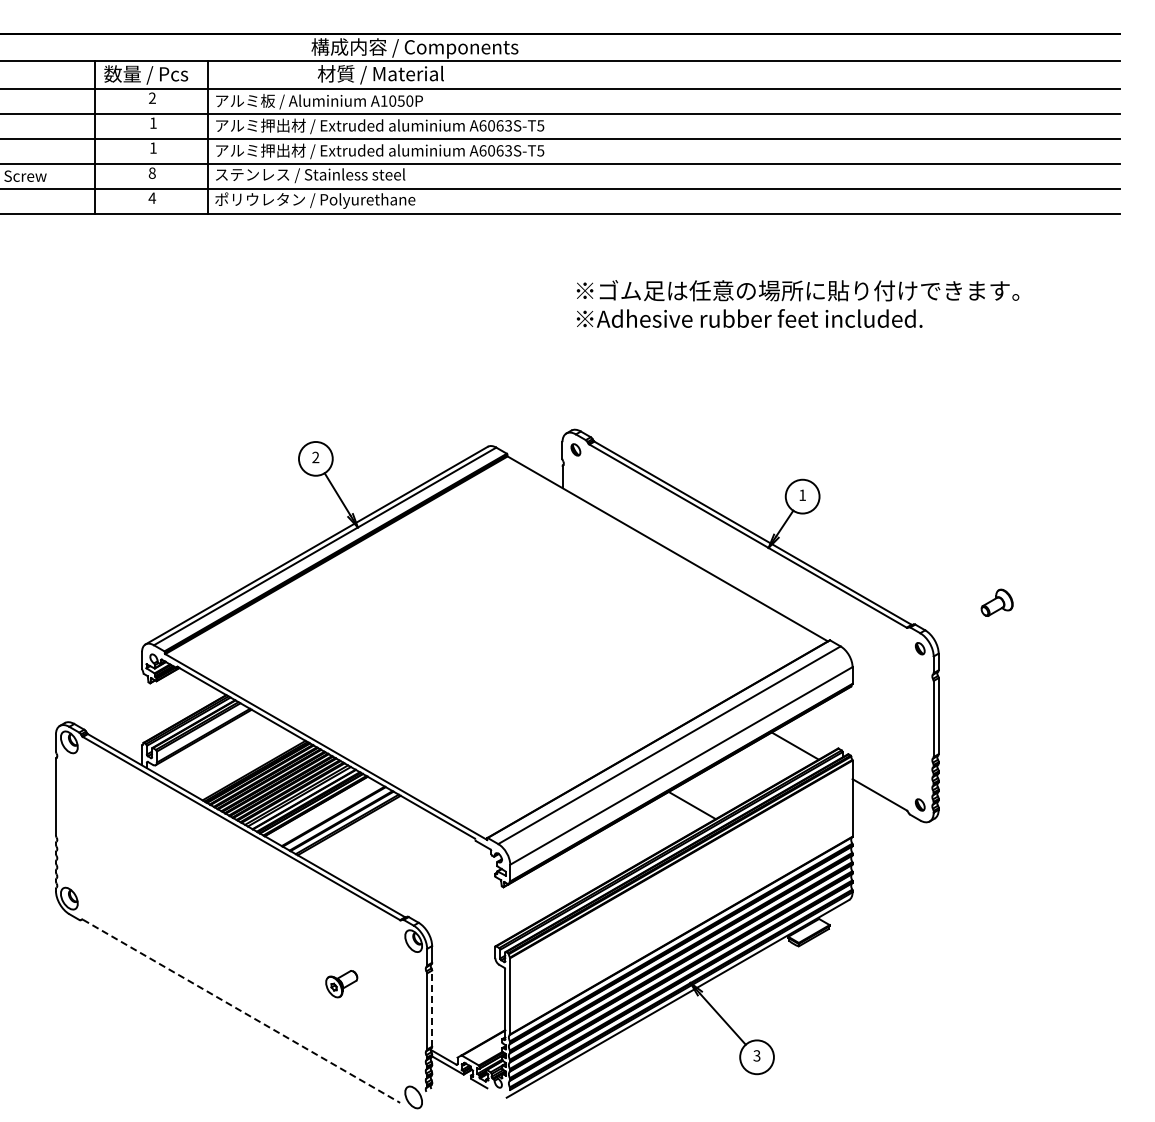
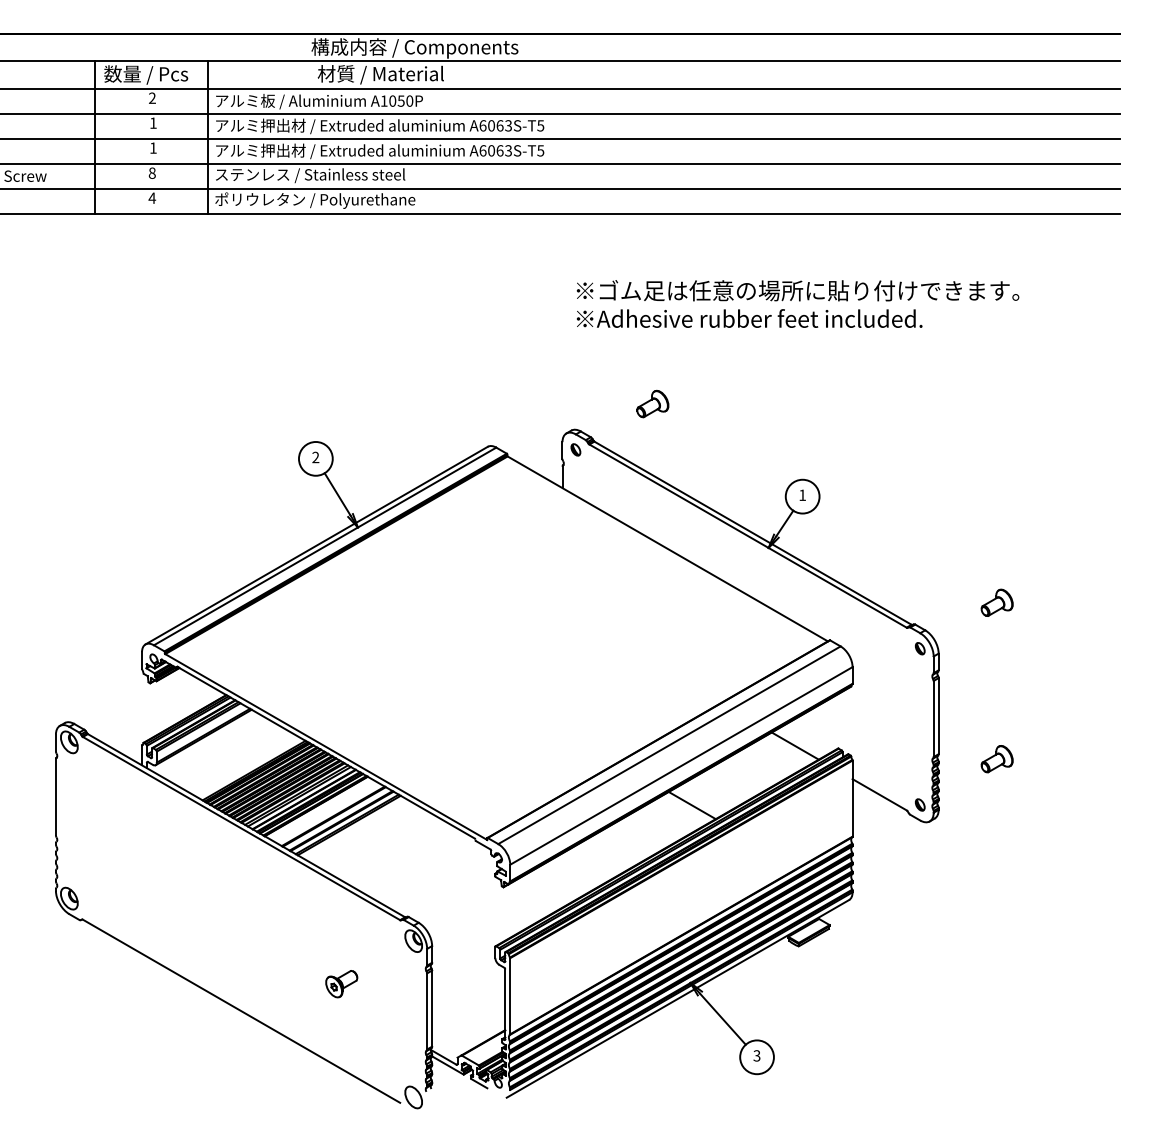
part: none -> present (652, 403)
part: none -> present (996, 759)
line: dashed -> solid (432, 1008)
line: dashed -> solid (241, 1011)
